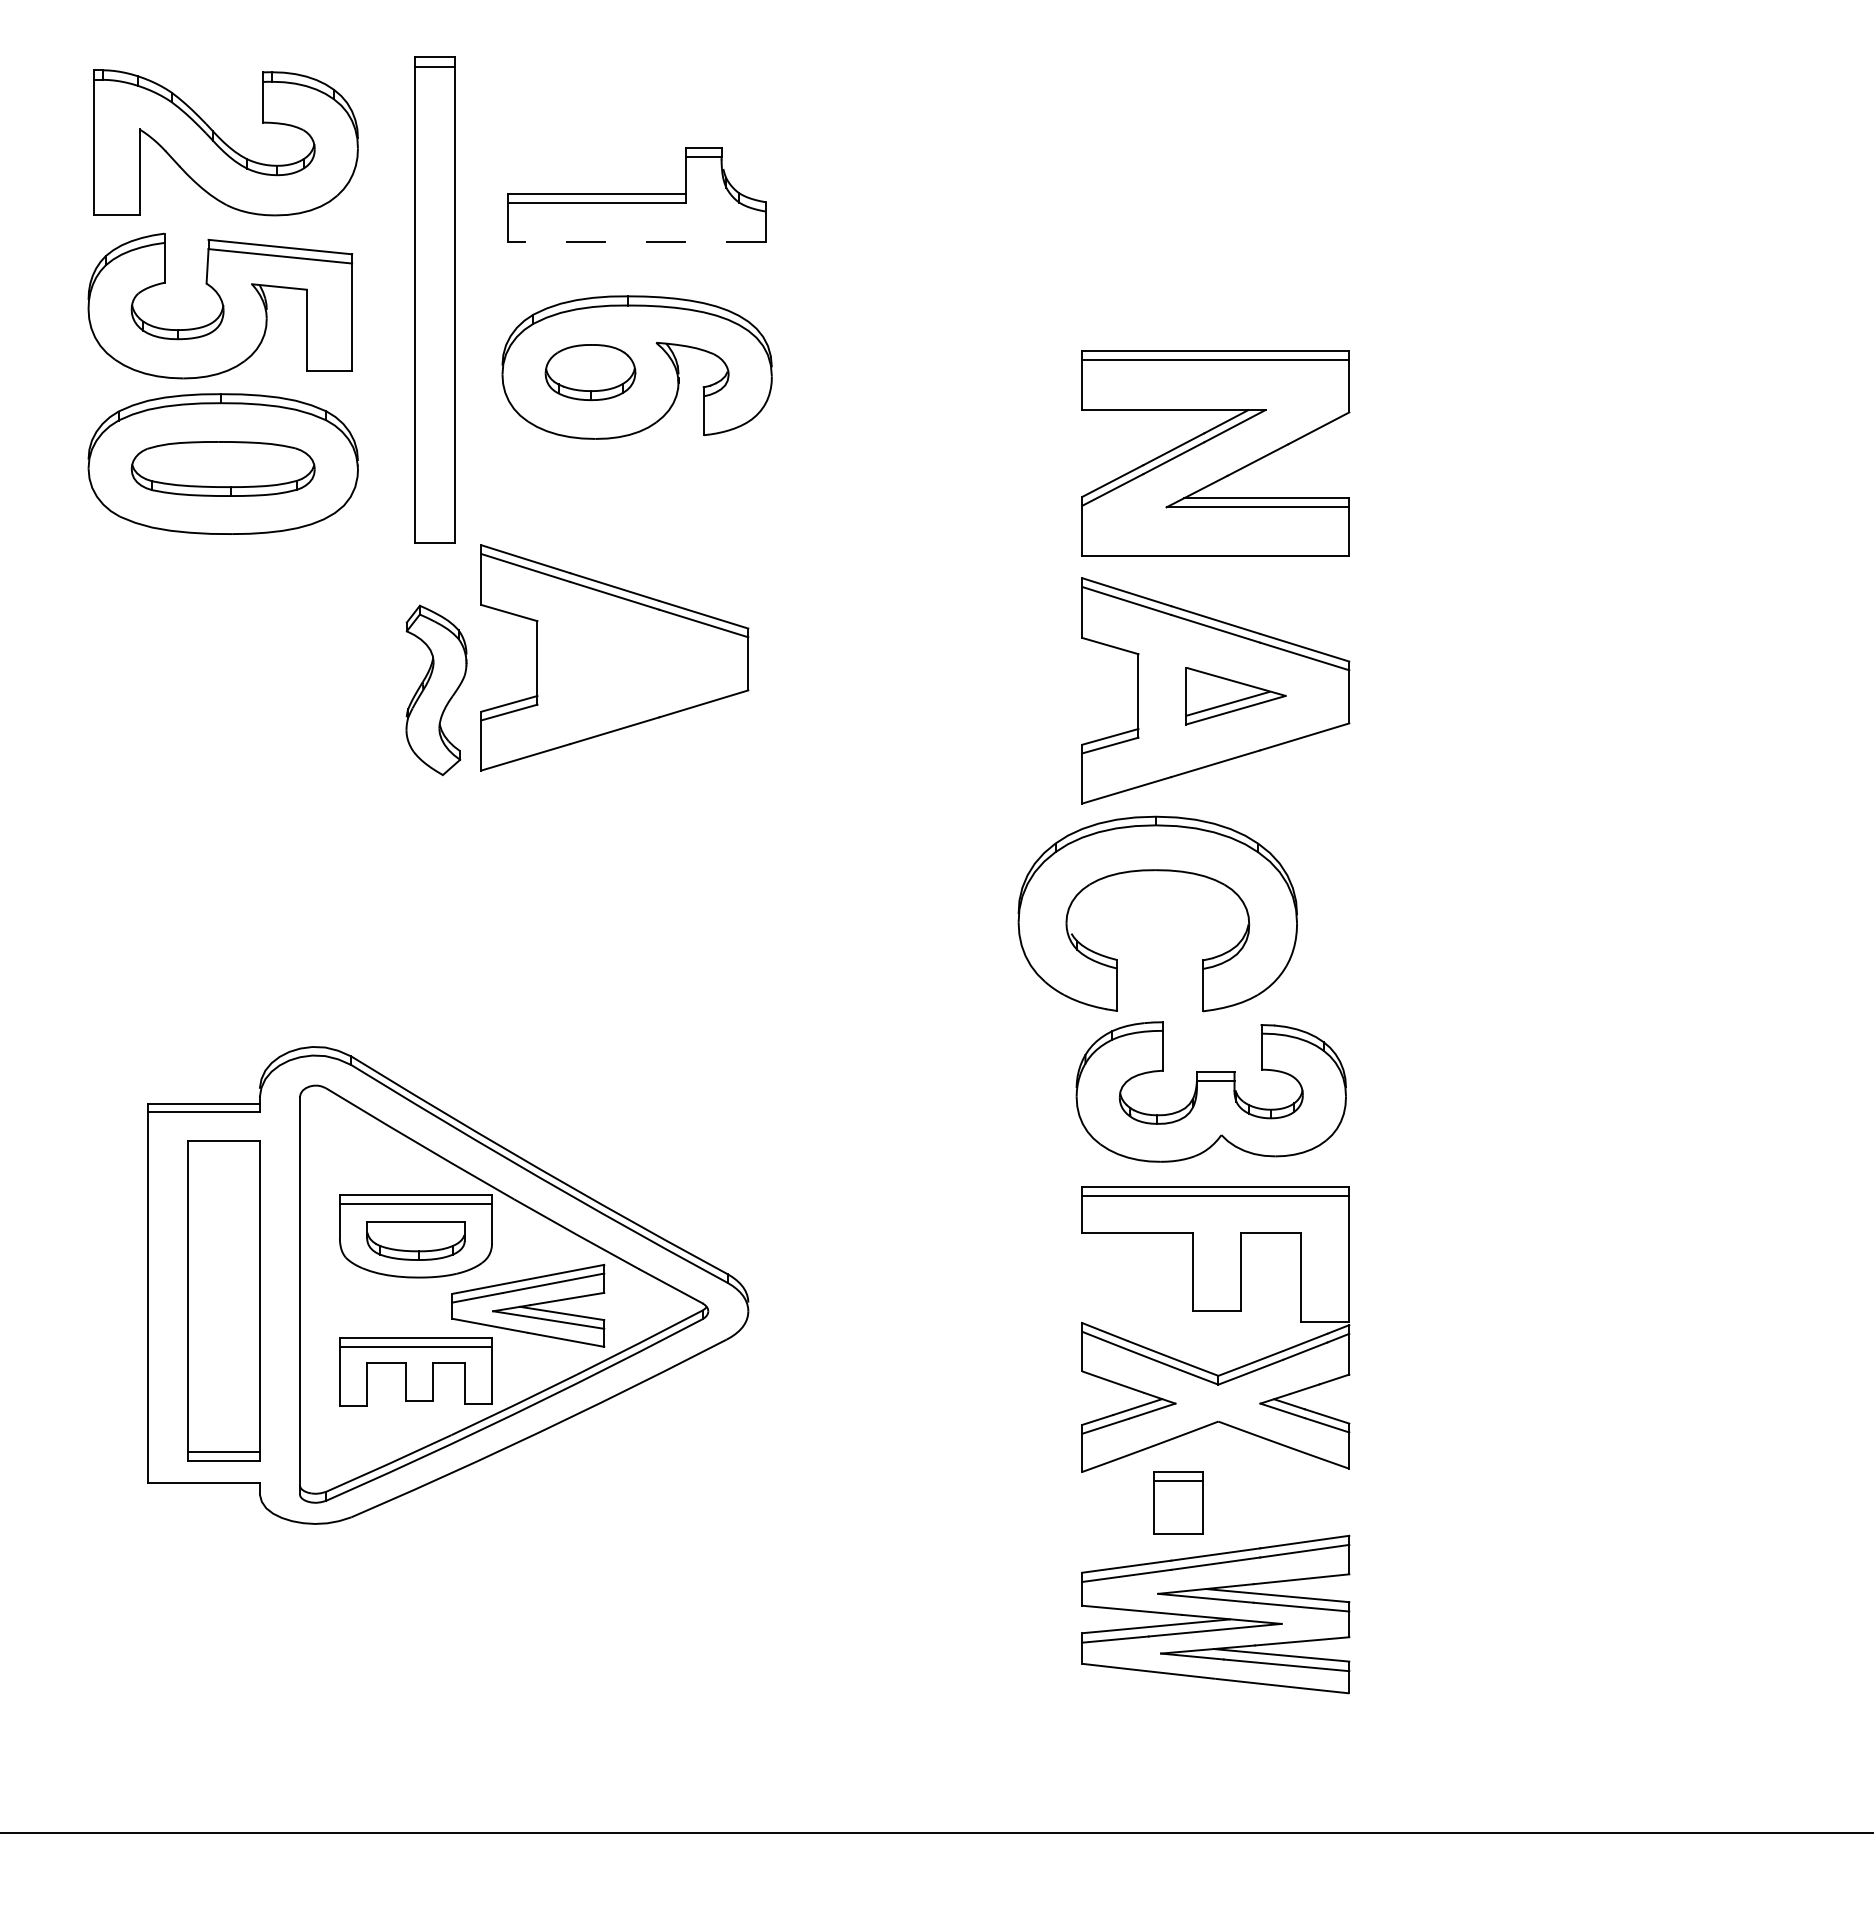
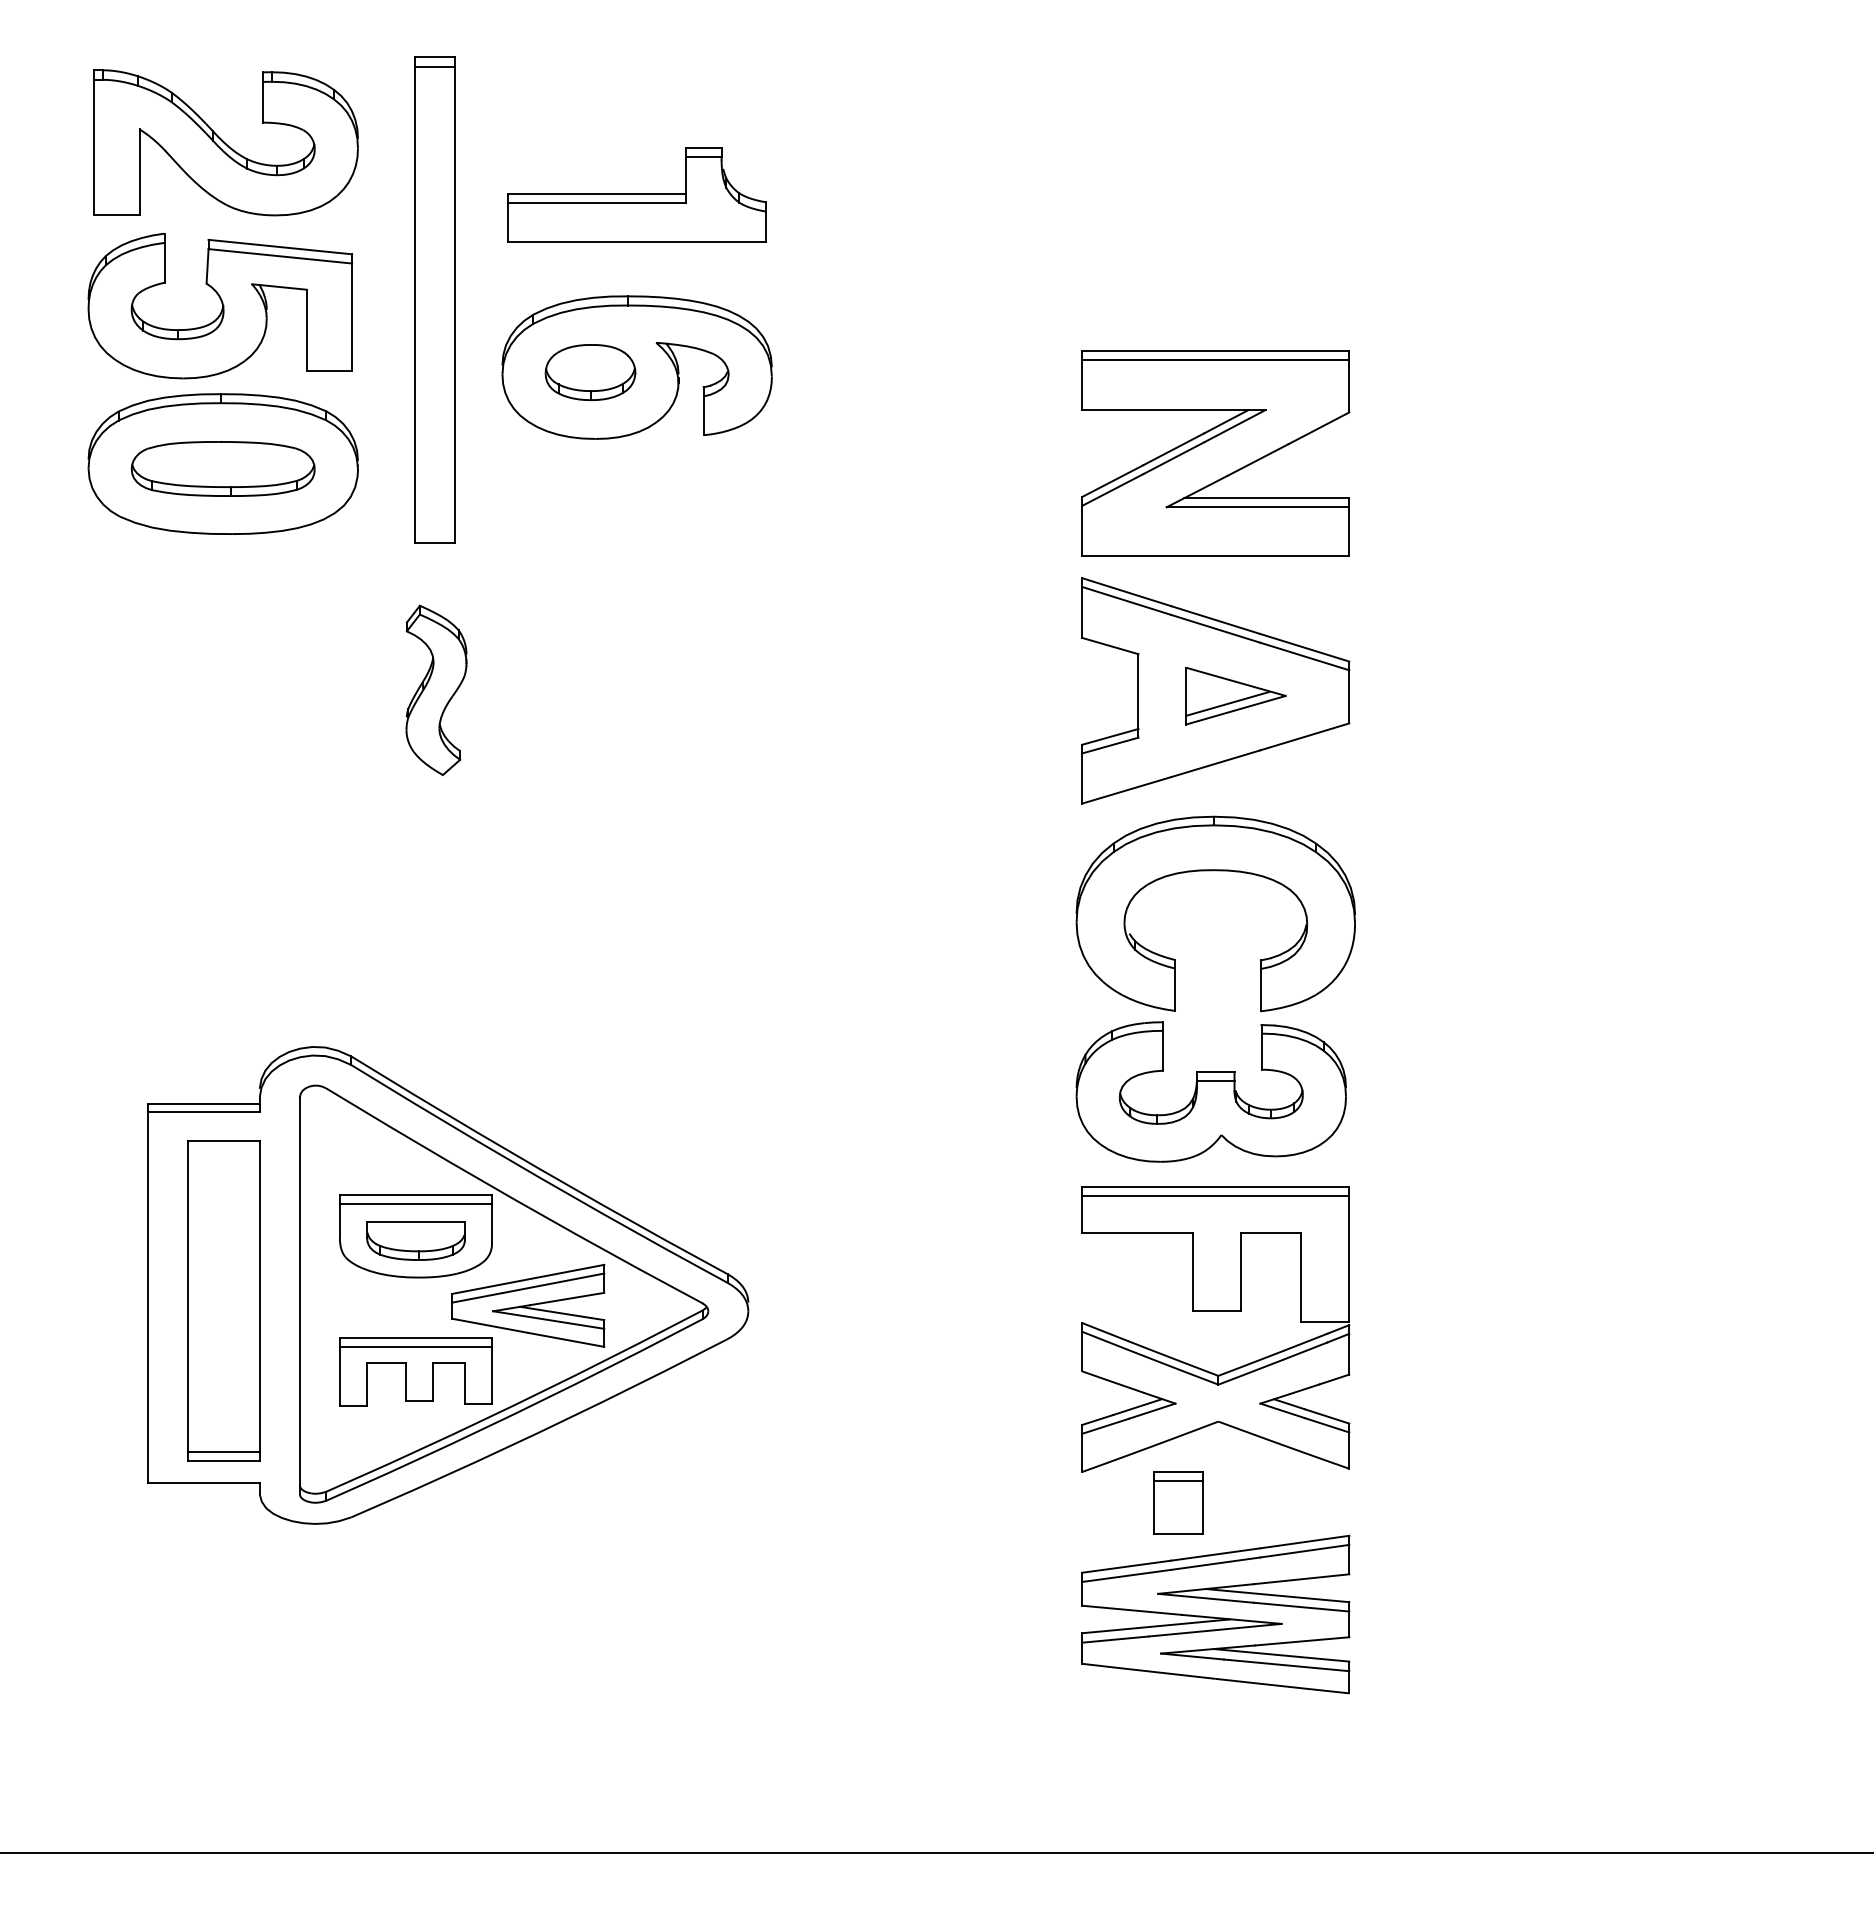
line: dashed -> solid (637, 242)
part: present -> none (614, 657)
part position: (1157, 871) -> (1215, 871) (1215, 871)
line position: (936, 1832) -> (936, 1852) (936, 1852)
